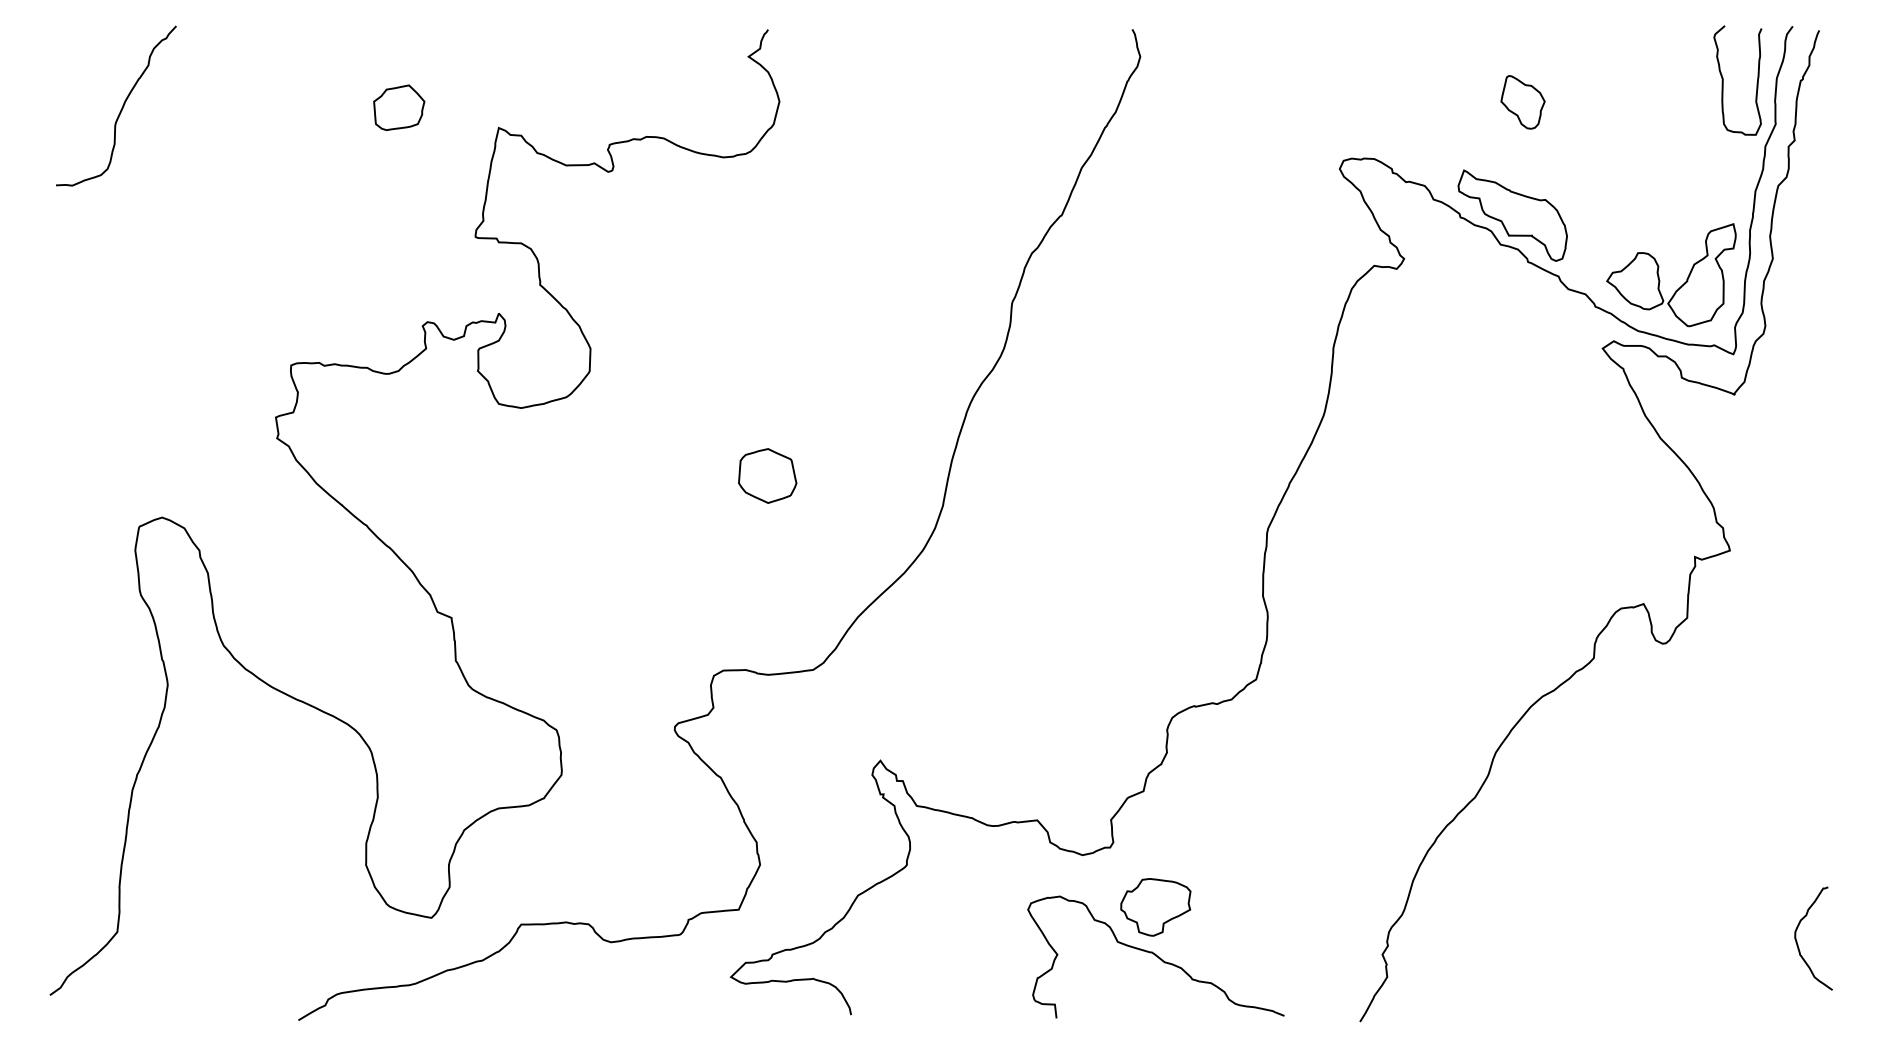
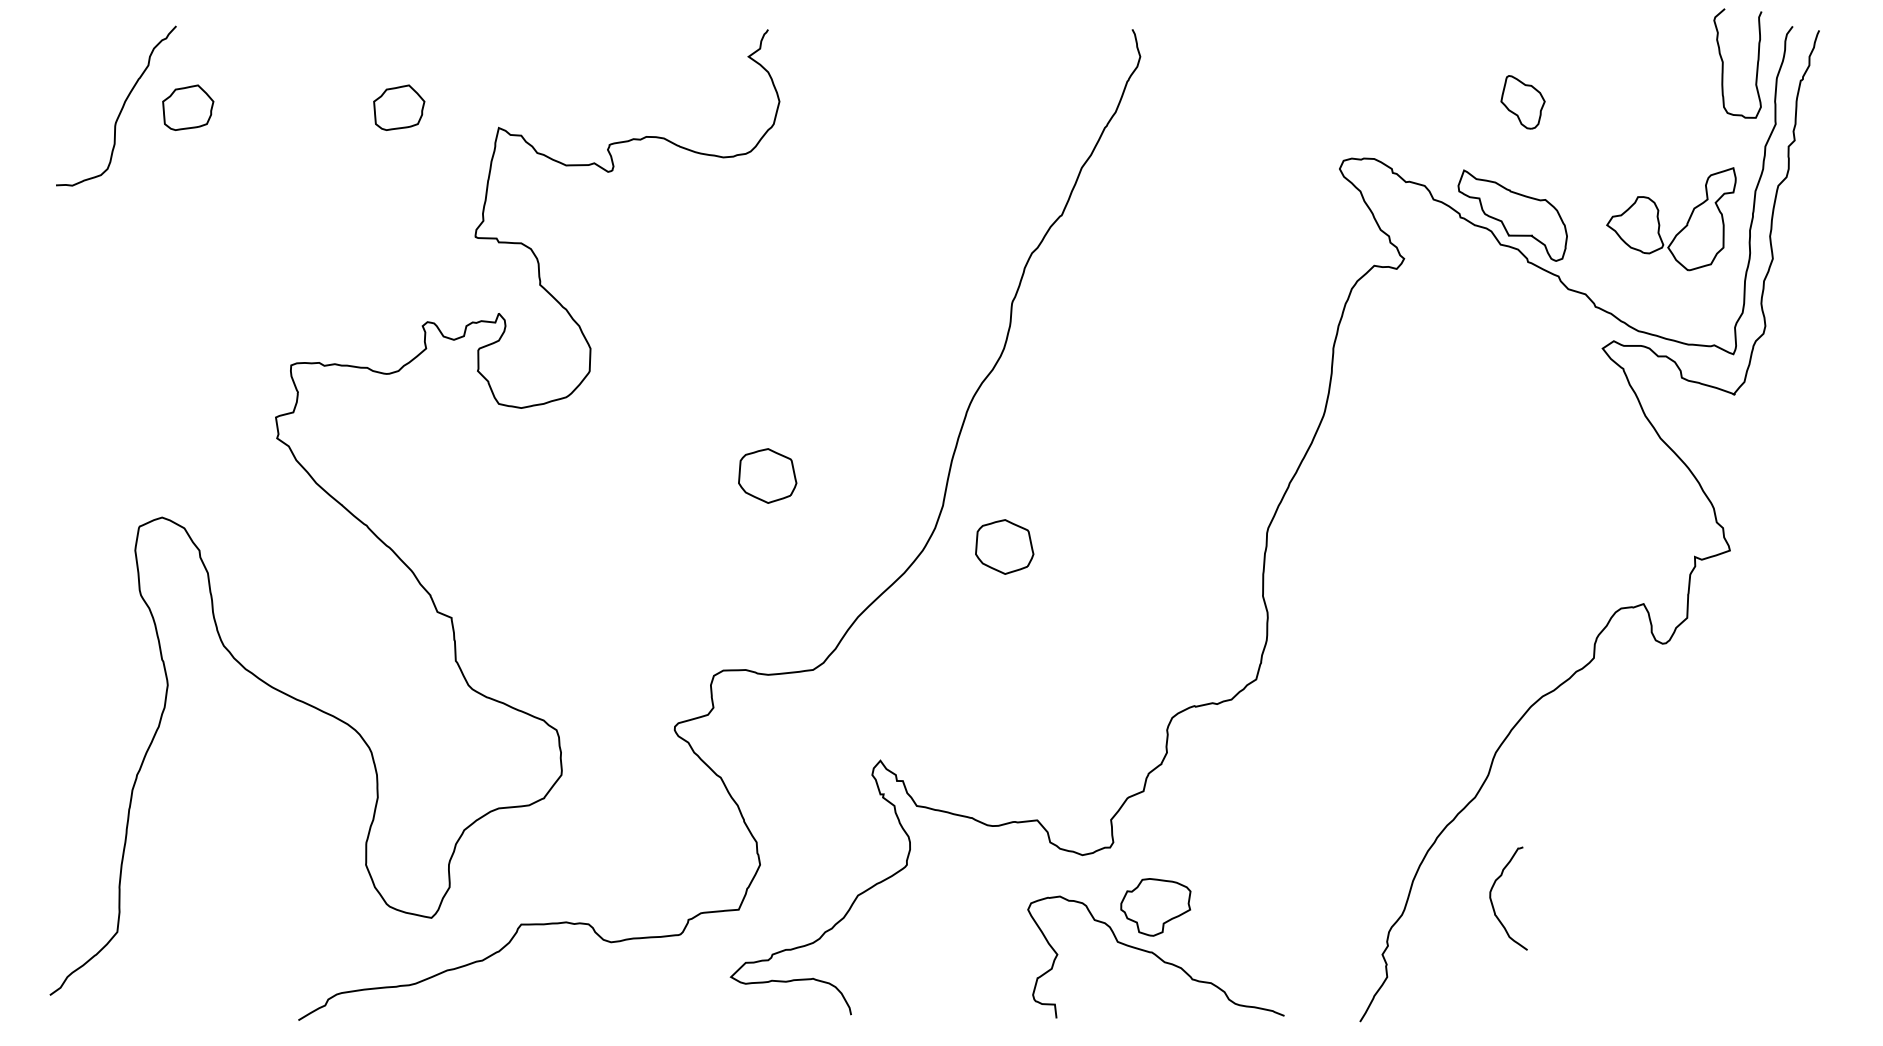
curve position: (1723, 80) -> (1723, 63) (1723, 63)
part: none -> present (188, 107)
part position: (1659, 275) -> (1659, 219) (1659, 219)
part: none -> present (1004, 546)
curve position: (1798, 944) -> (1493, 904) (1493, 904)
